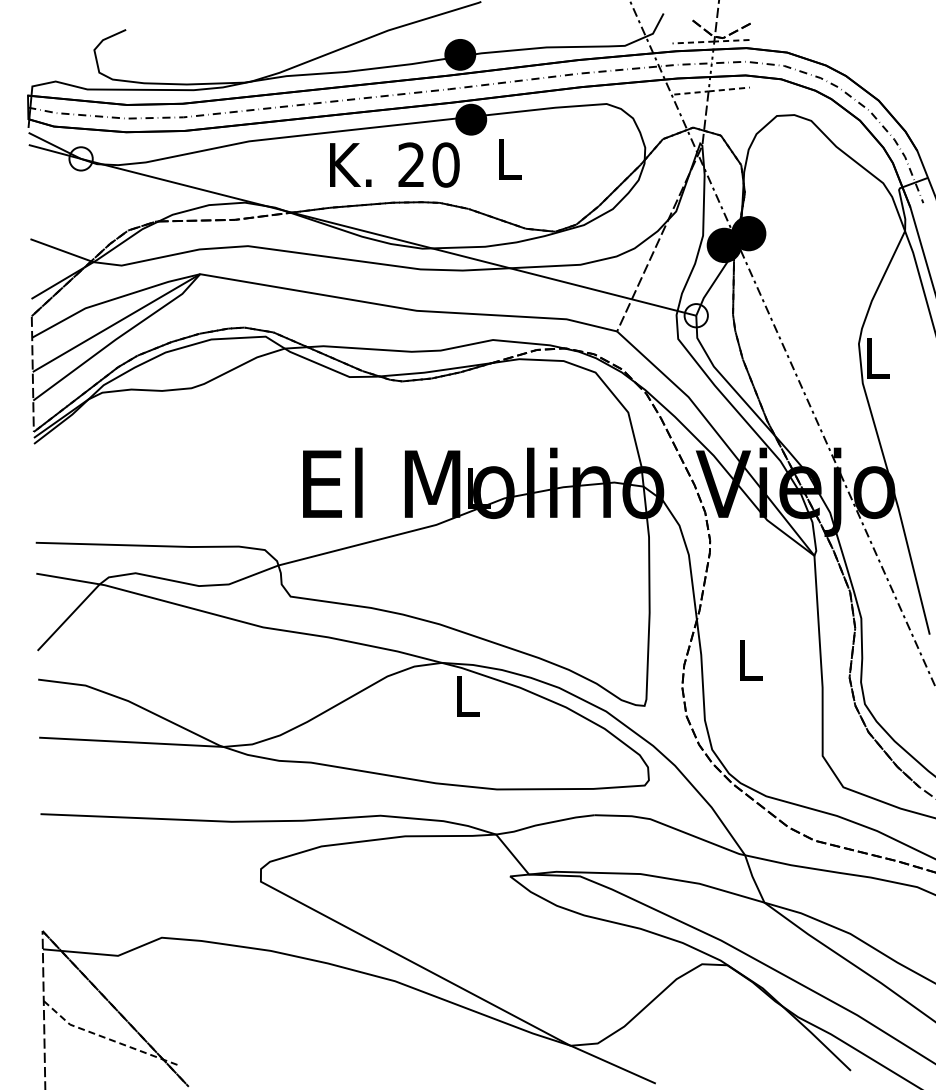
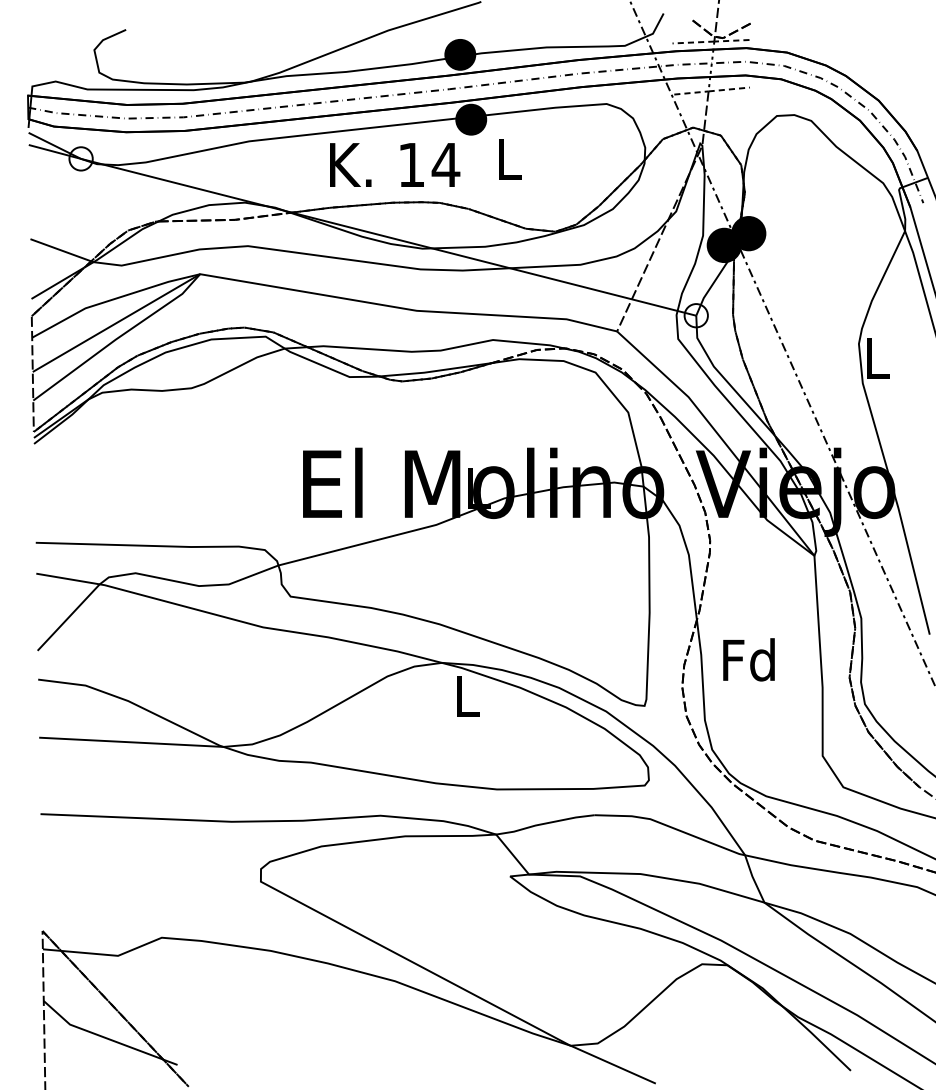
text: 20 -> 14 (429, 164)
text: L -> Fd (748, 659)
line: dashed -> solid (106, 1038)
